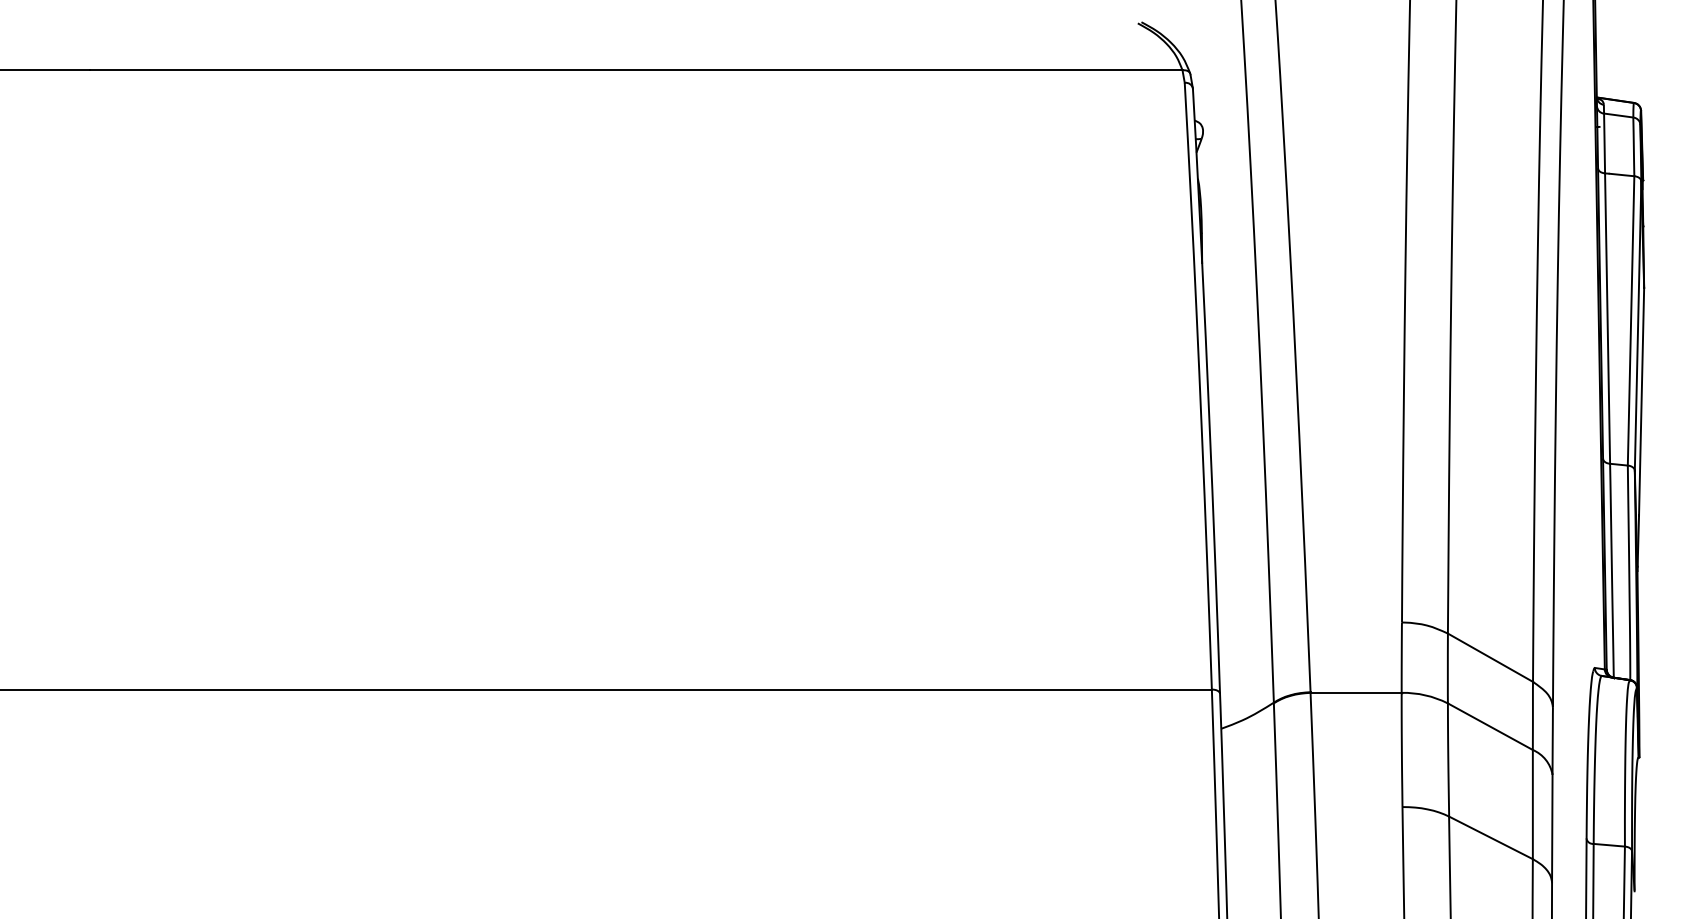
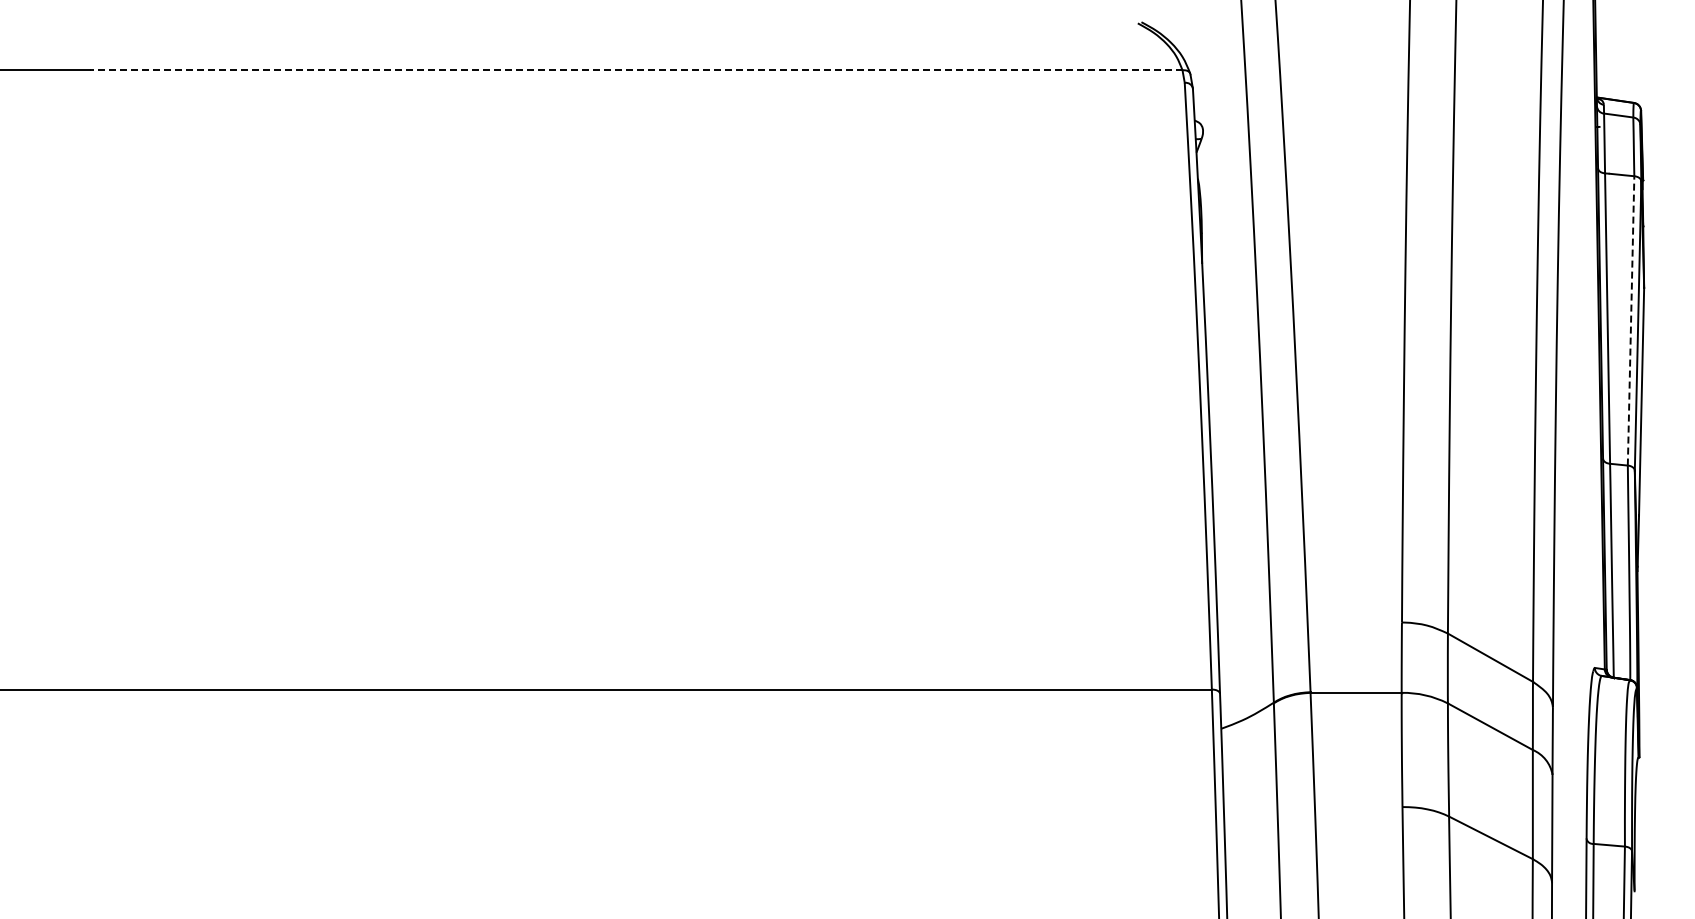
line: solid -> dashed (635, 70)
line: solid -> dashed (1631, 320)
